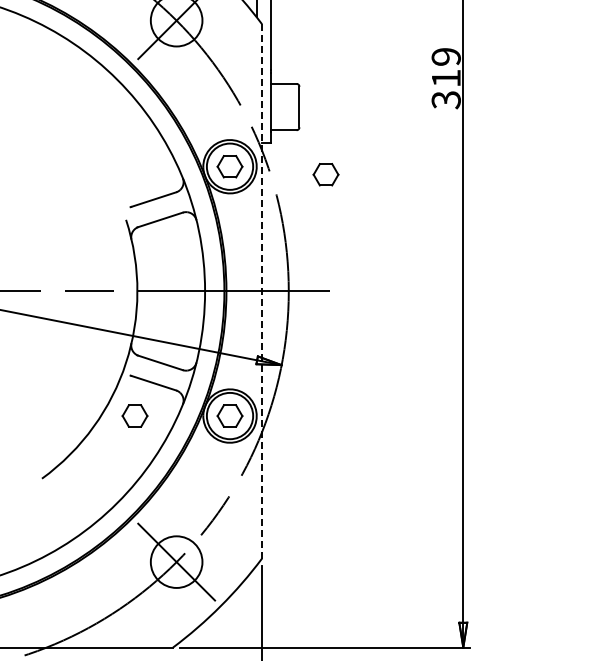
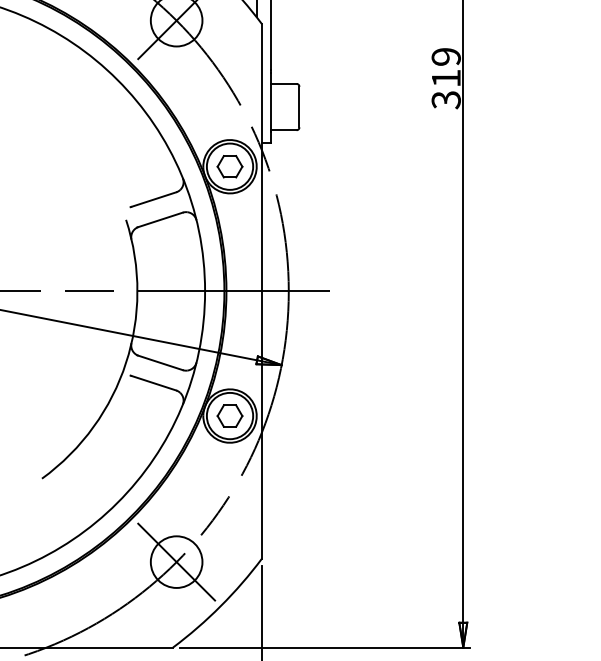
part: present -> none (325, 174)
line: dashed -> solid (262, 290)
part: present -> none (134, 415)
